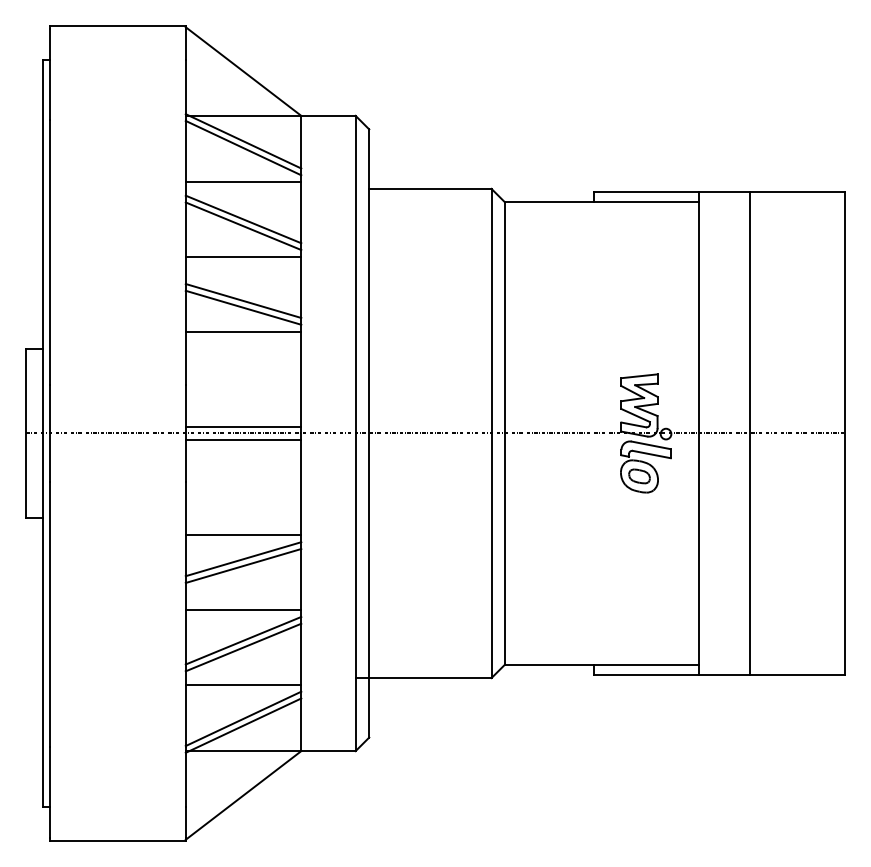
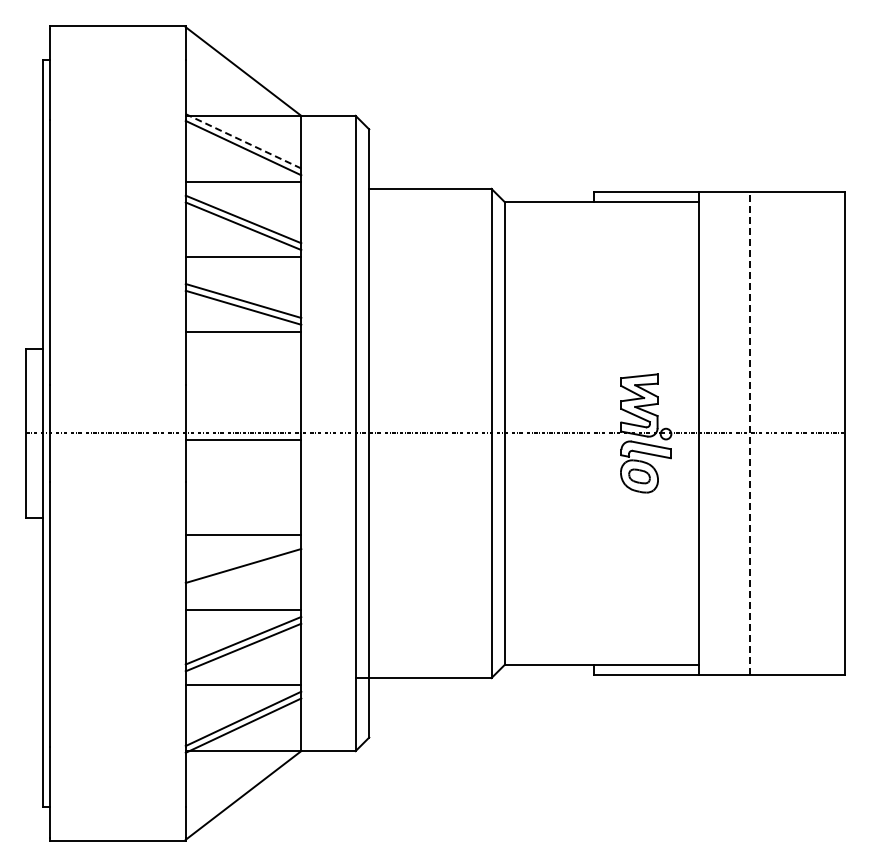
line: solid -> dashed (243, 141)
line: present -> none (243, 426)
line: solid -> dashed (749, 433)
line: present -> none (243, 559)
